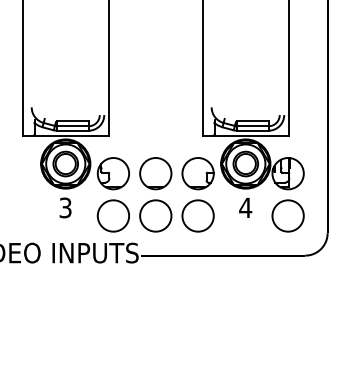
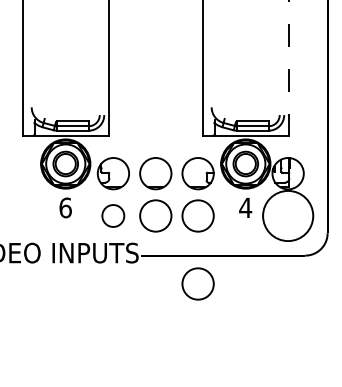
line: solid -> dashed (289, 68)
text: 3 -> 6 (65, 207)
circle size: 34x34 px -> 25x24 px (113, 215)
circle diameter: 31 px -> 50 px (288, 215)
circle: none -> present (197, 283)
